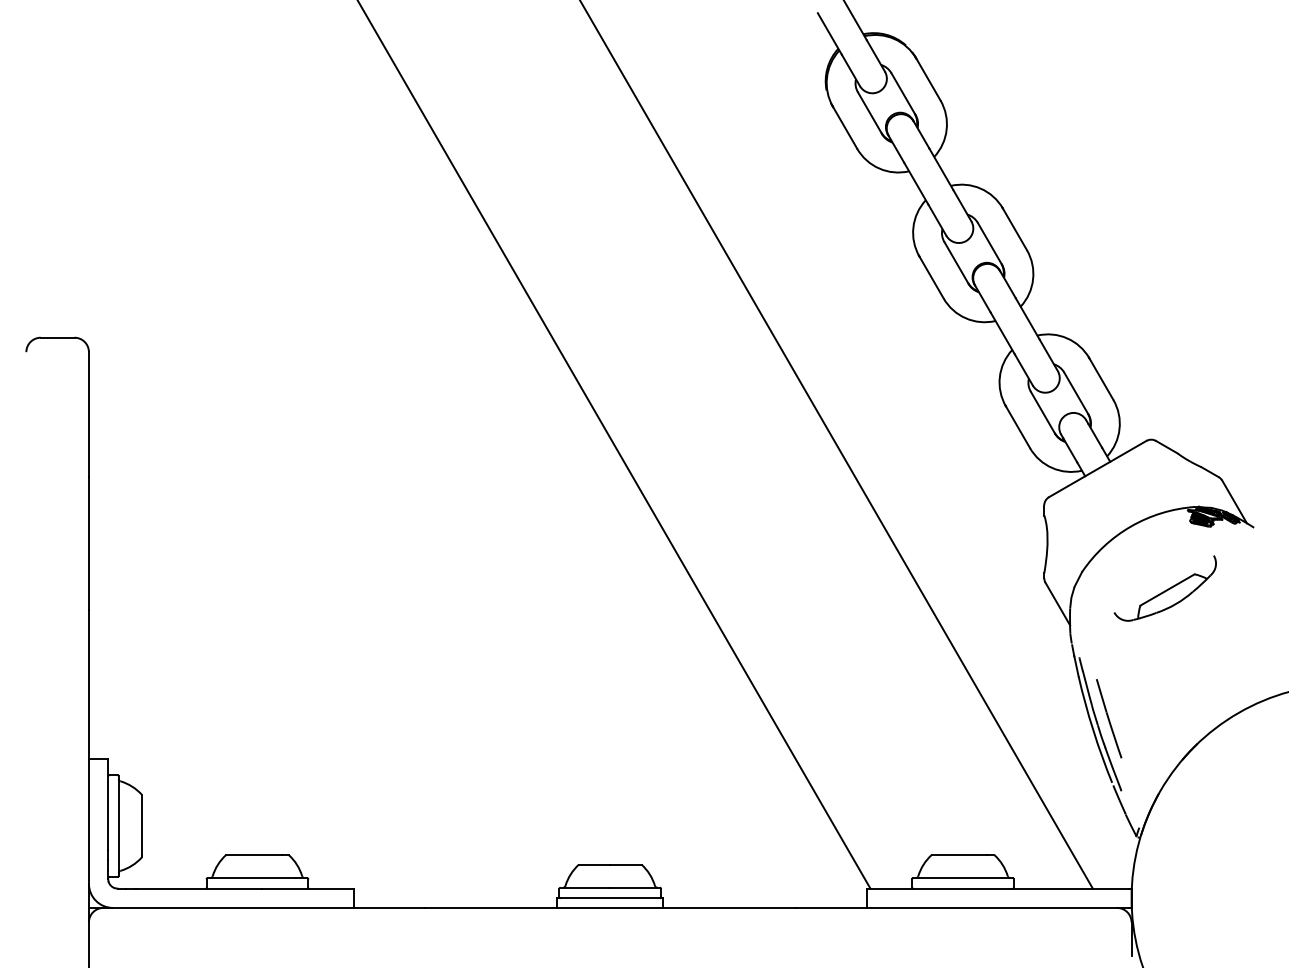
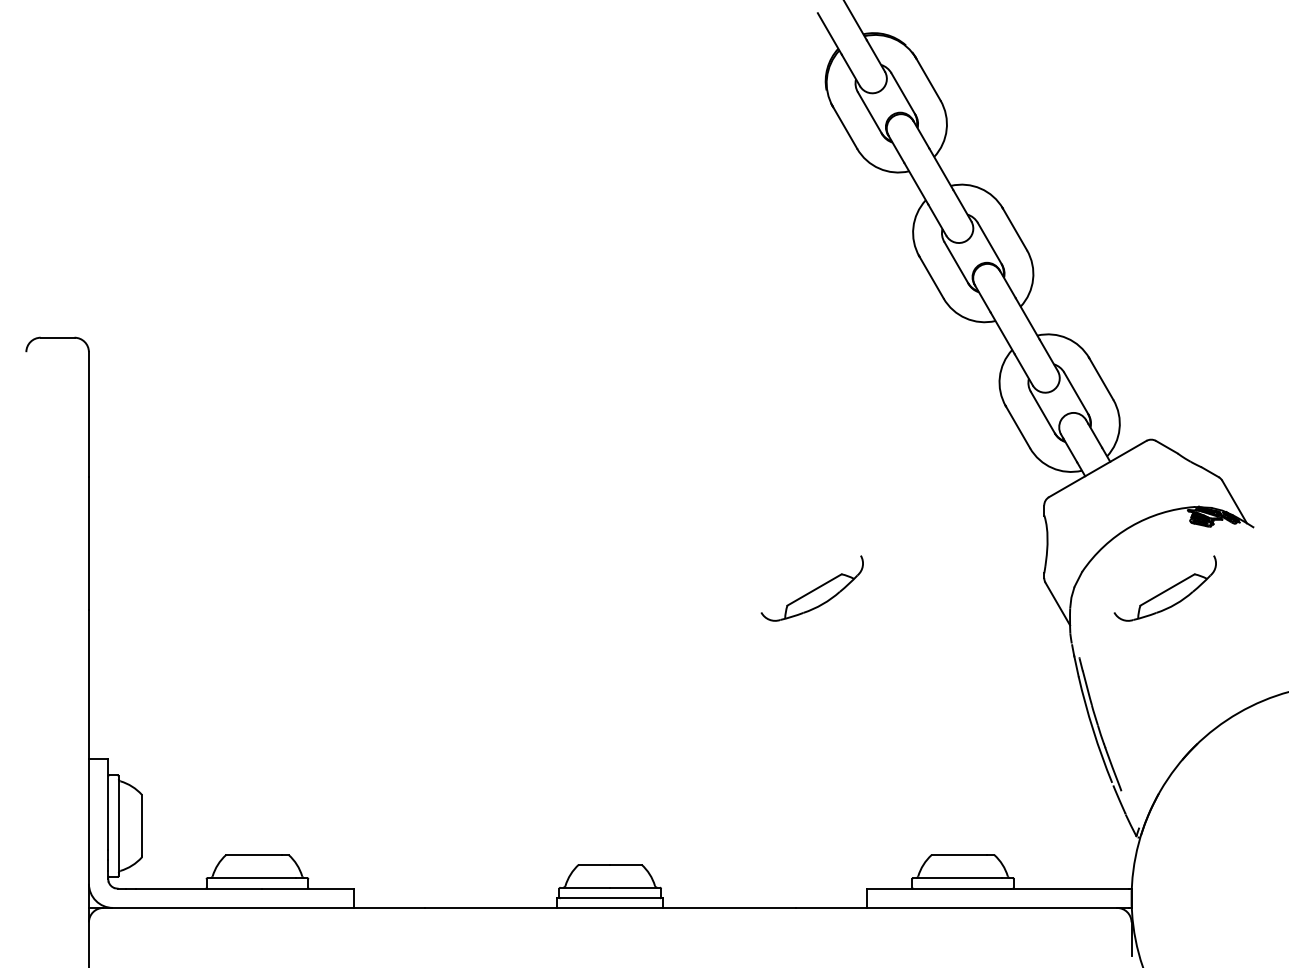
line: present -> none (614, 445)
line: present -> none (836, 445)
part: none -> present (811, 588)
line: present -> none (1109, 718)
